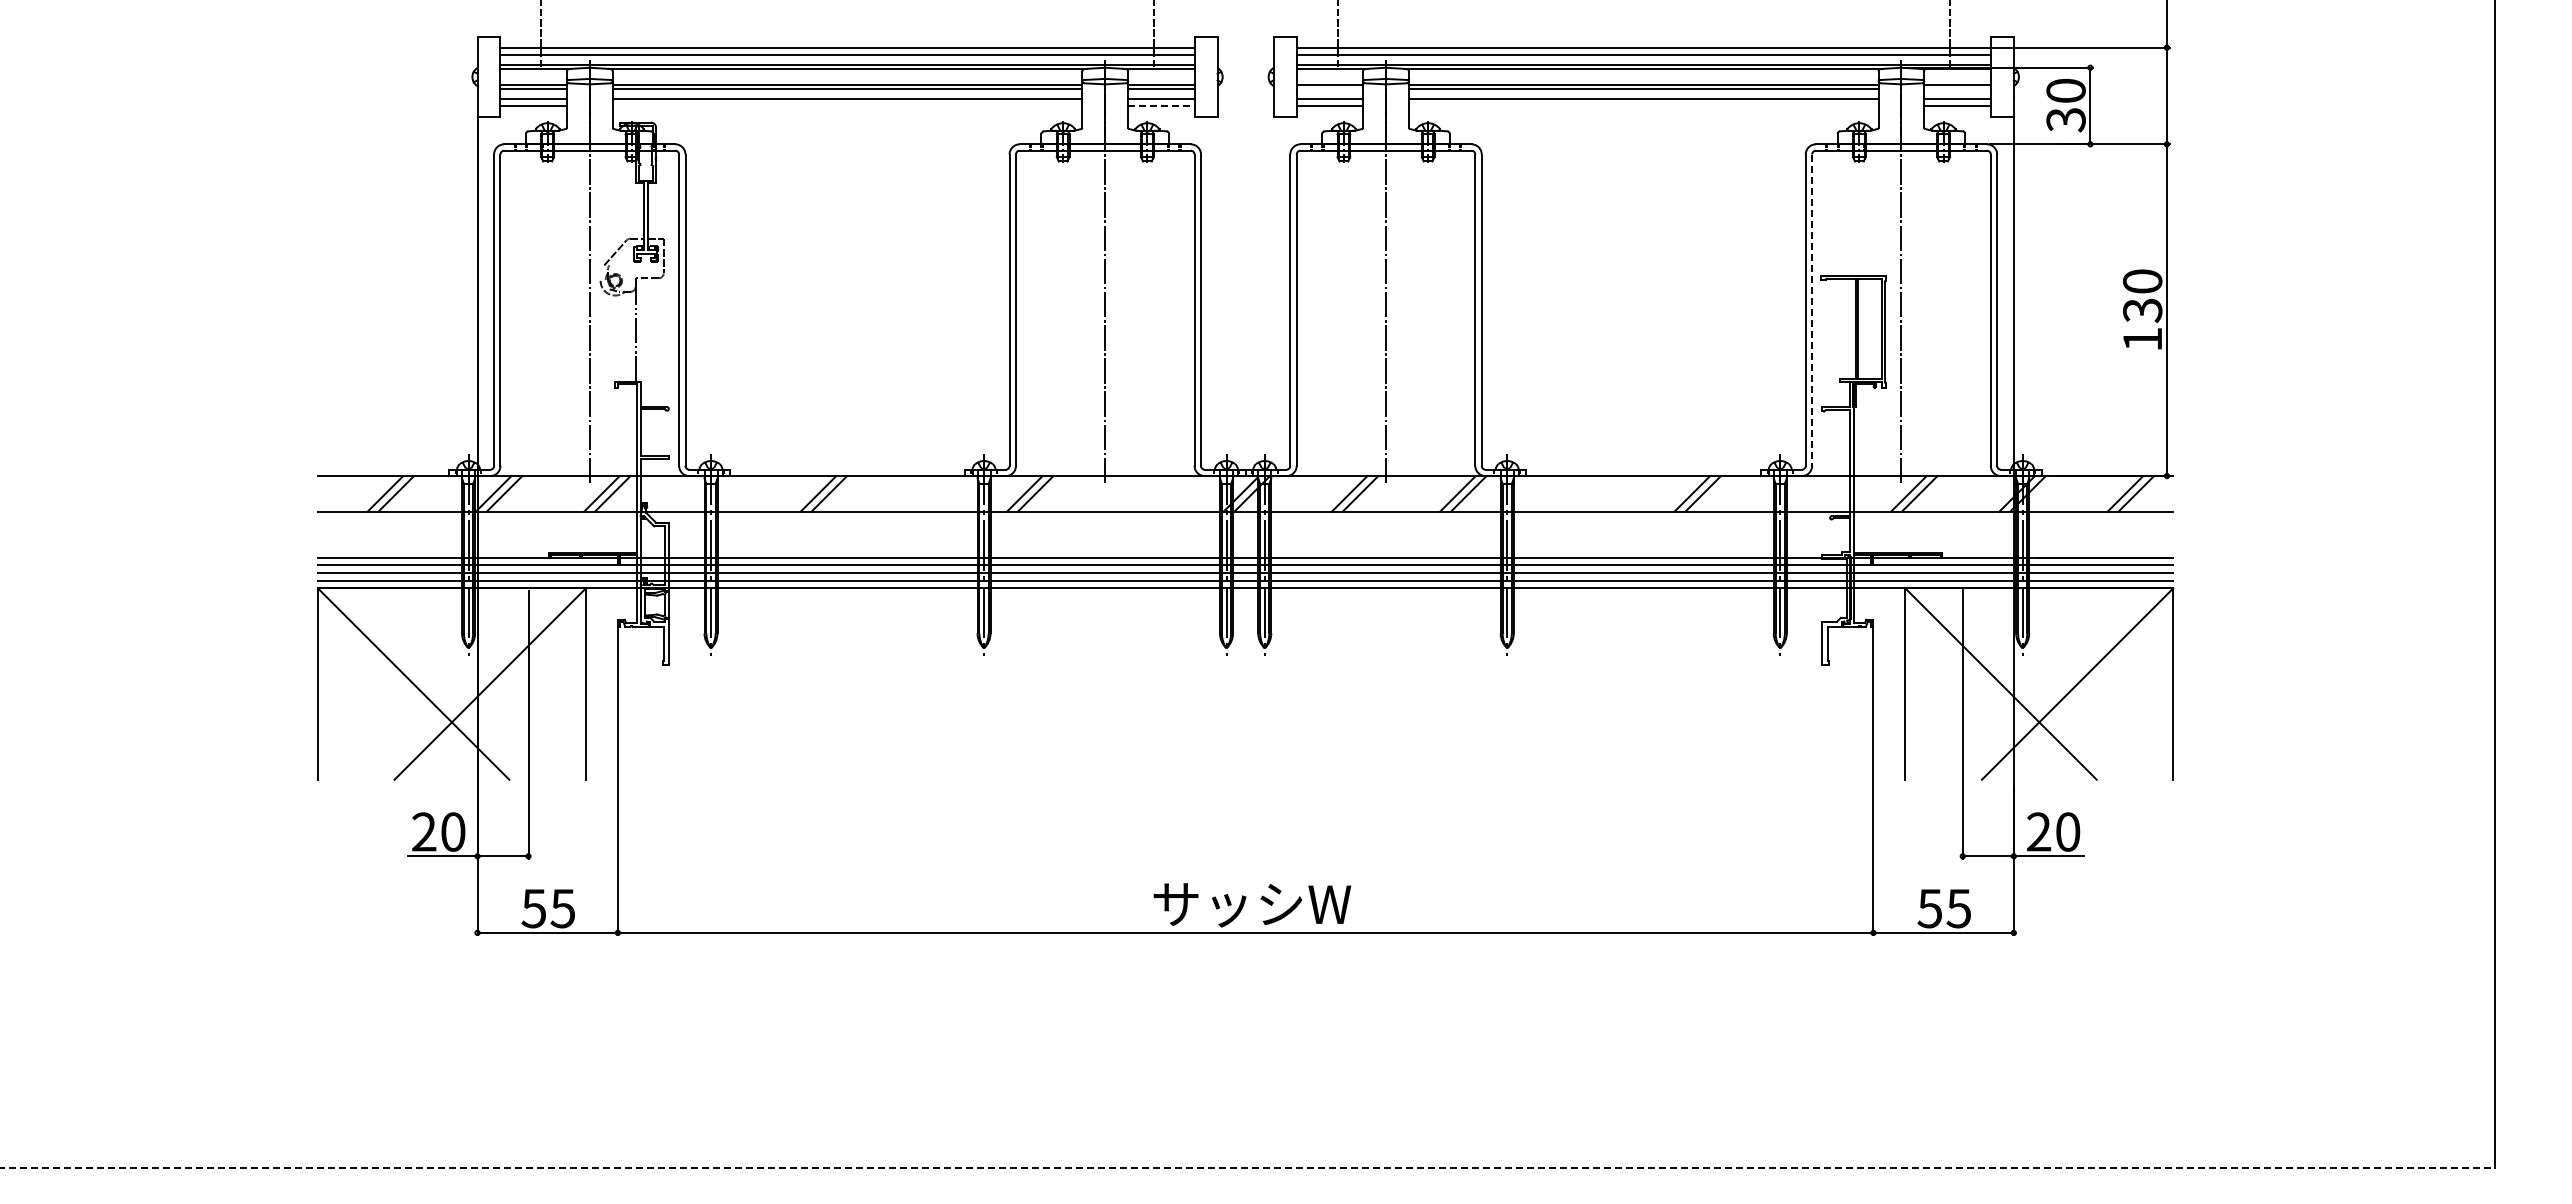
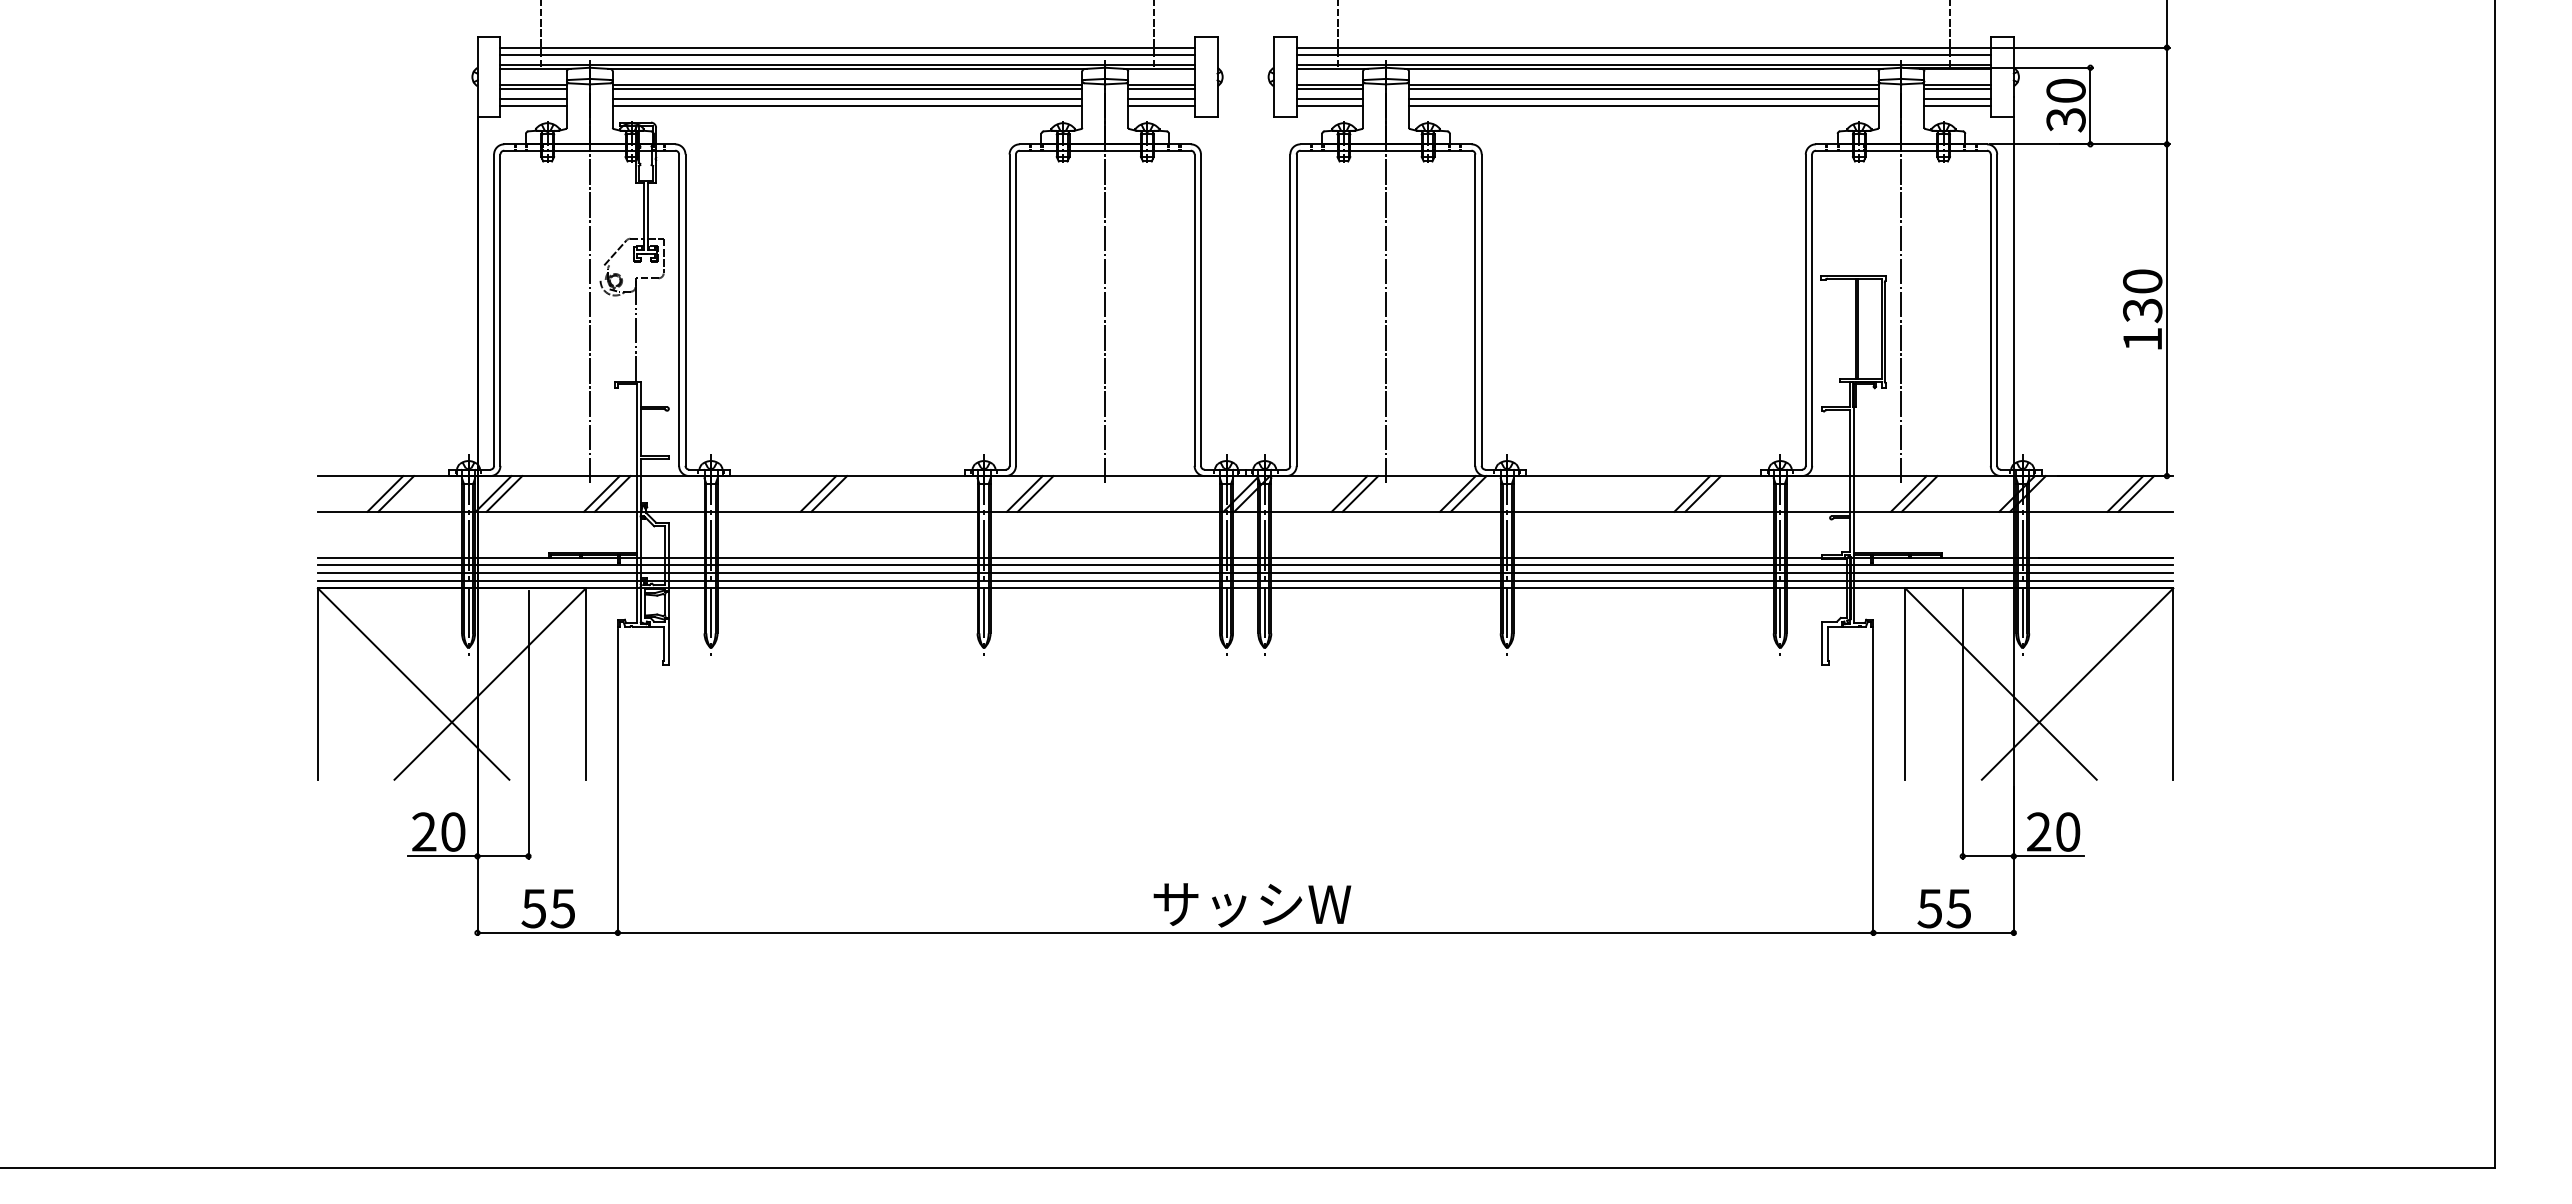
line: none -> present (1329, 88)
line: none -> present (1957, 88)
line: none -> present (847, 106)
line: dashed -> solid (1161, 106)
line: none -> present (1643, 106)
line: dashed -> solid (1812, 310)
line: dashed -> solid (1248, 1168)
